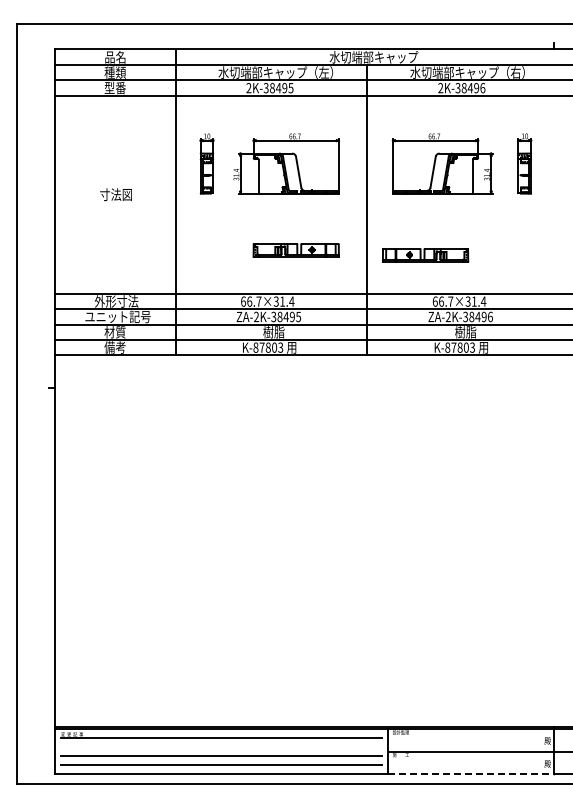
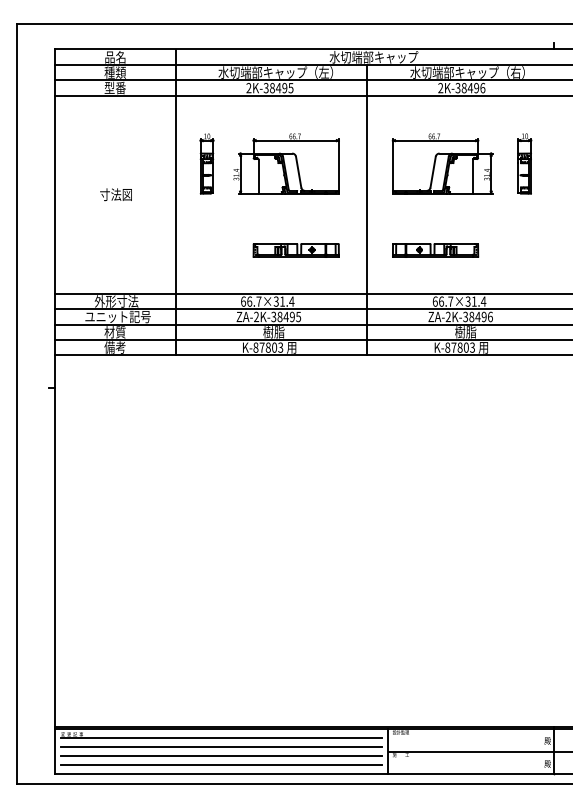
part position: (425, 255) -> (435, 250) (435, 250)
line: none -> present (220, 747)
line: dashed -> solid (471, 774)
